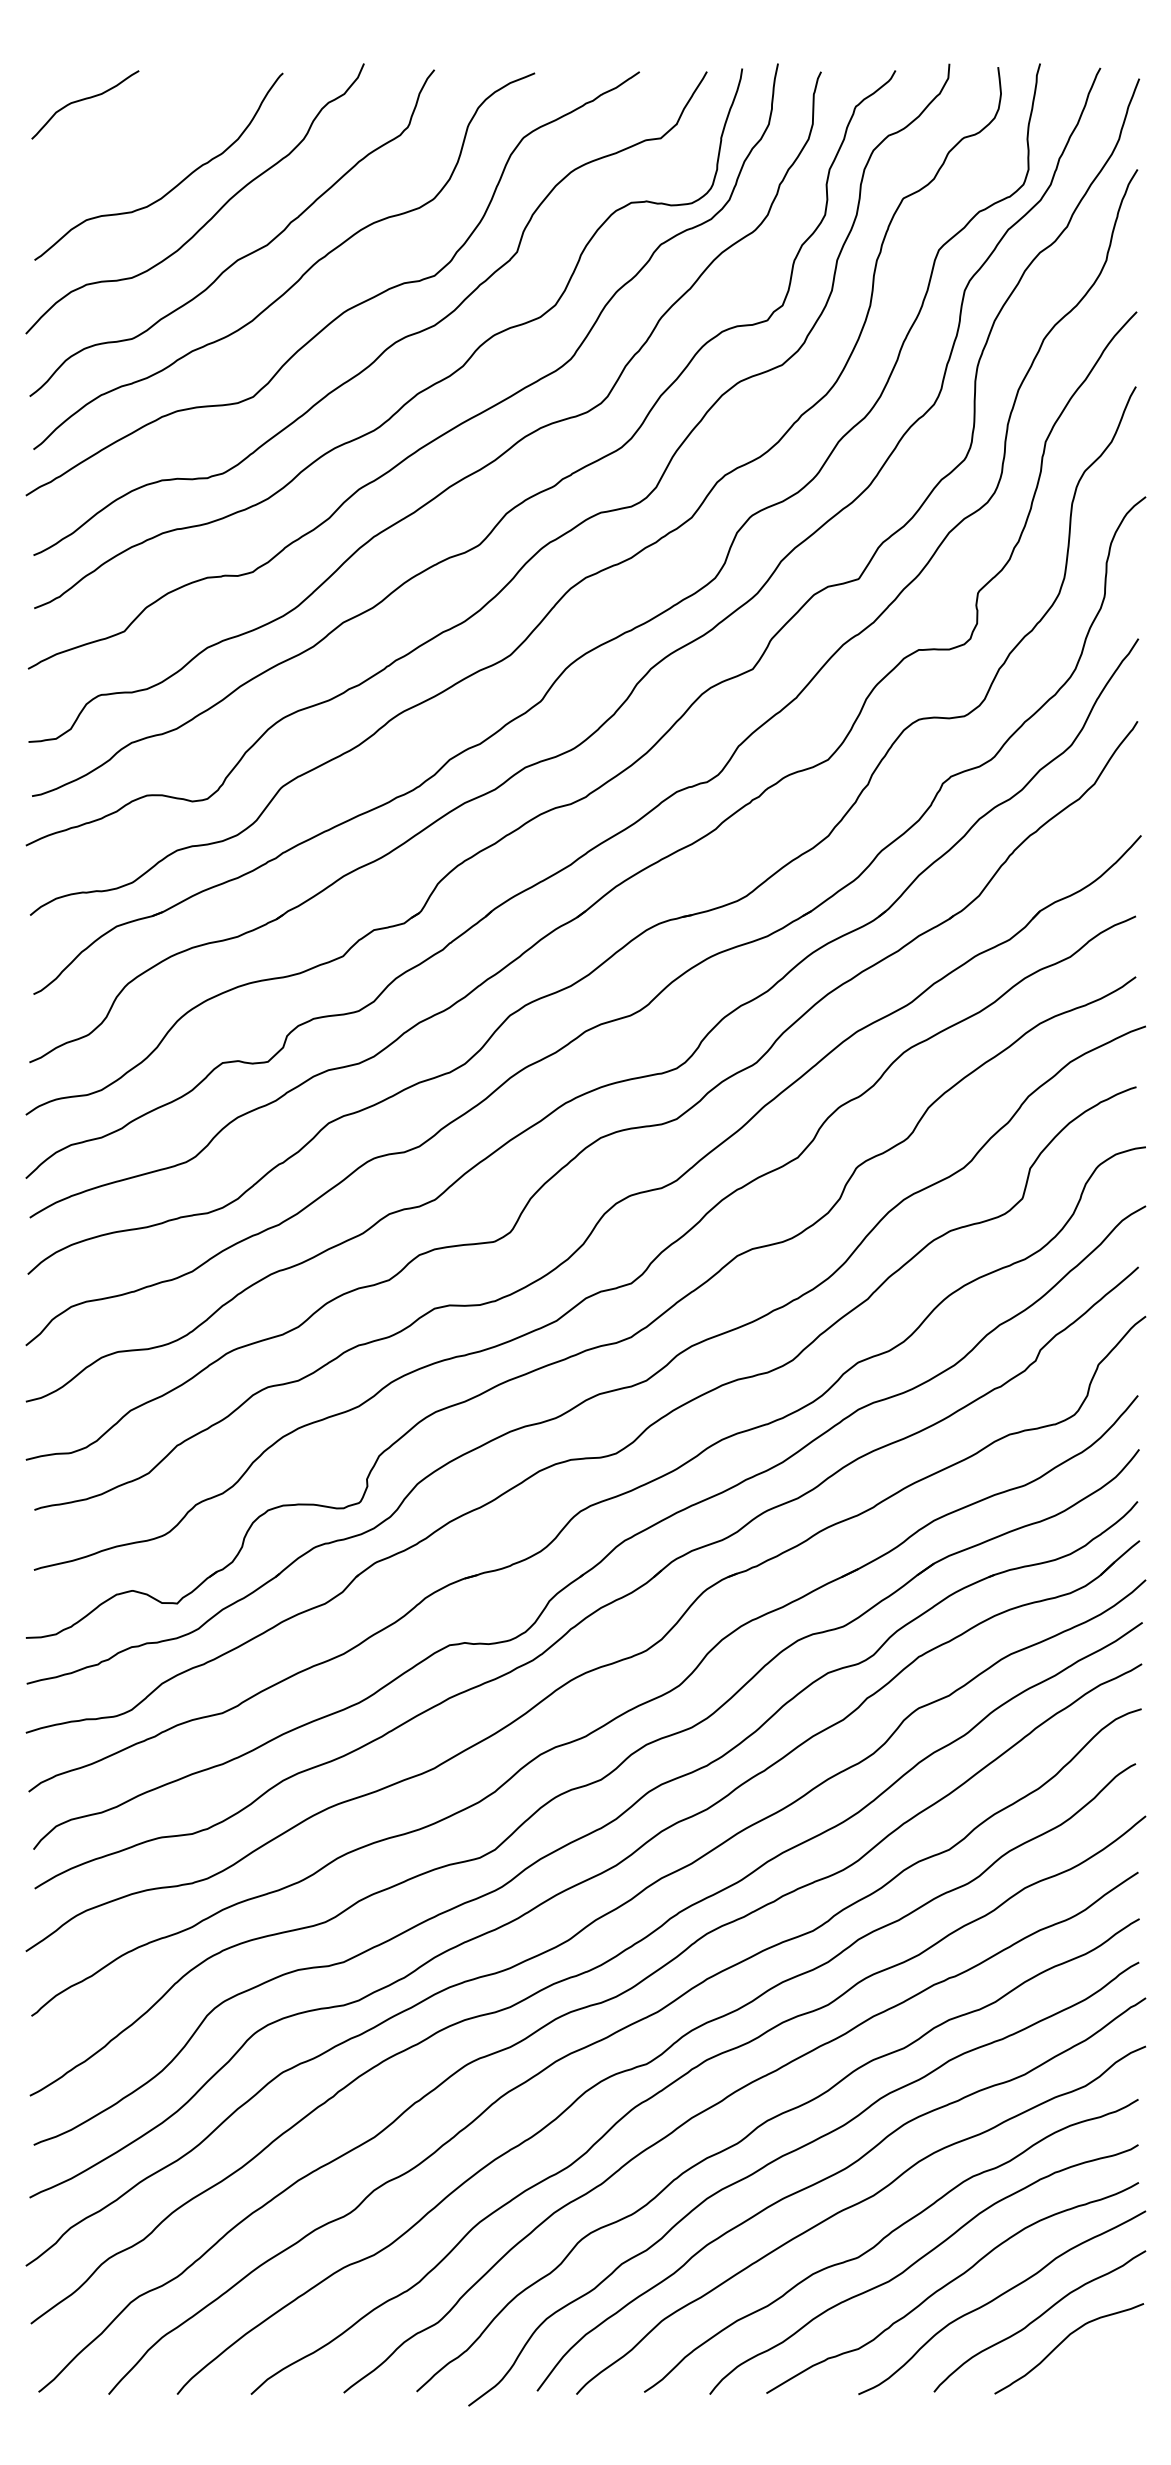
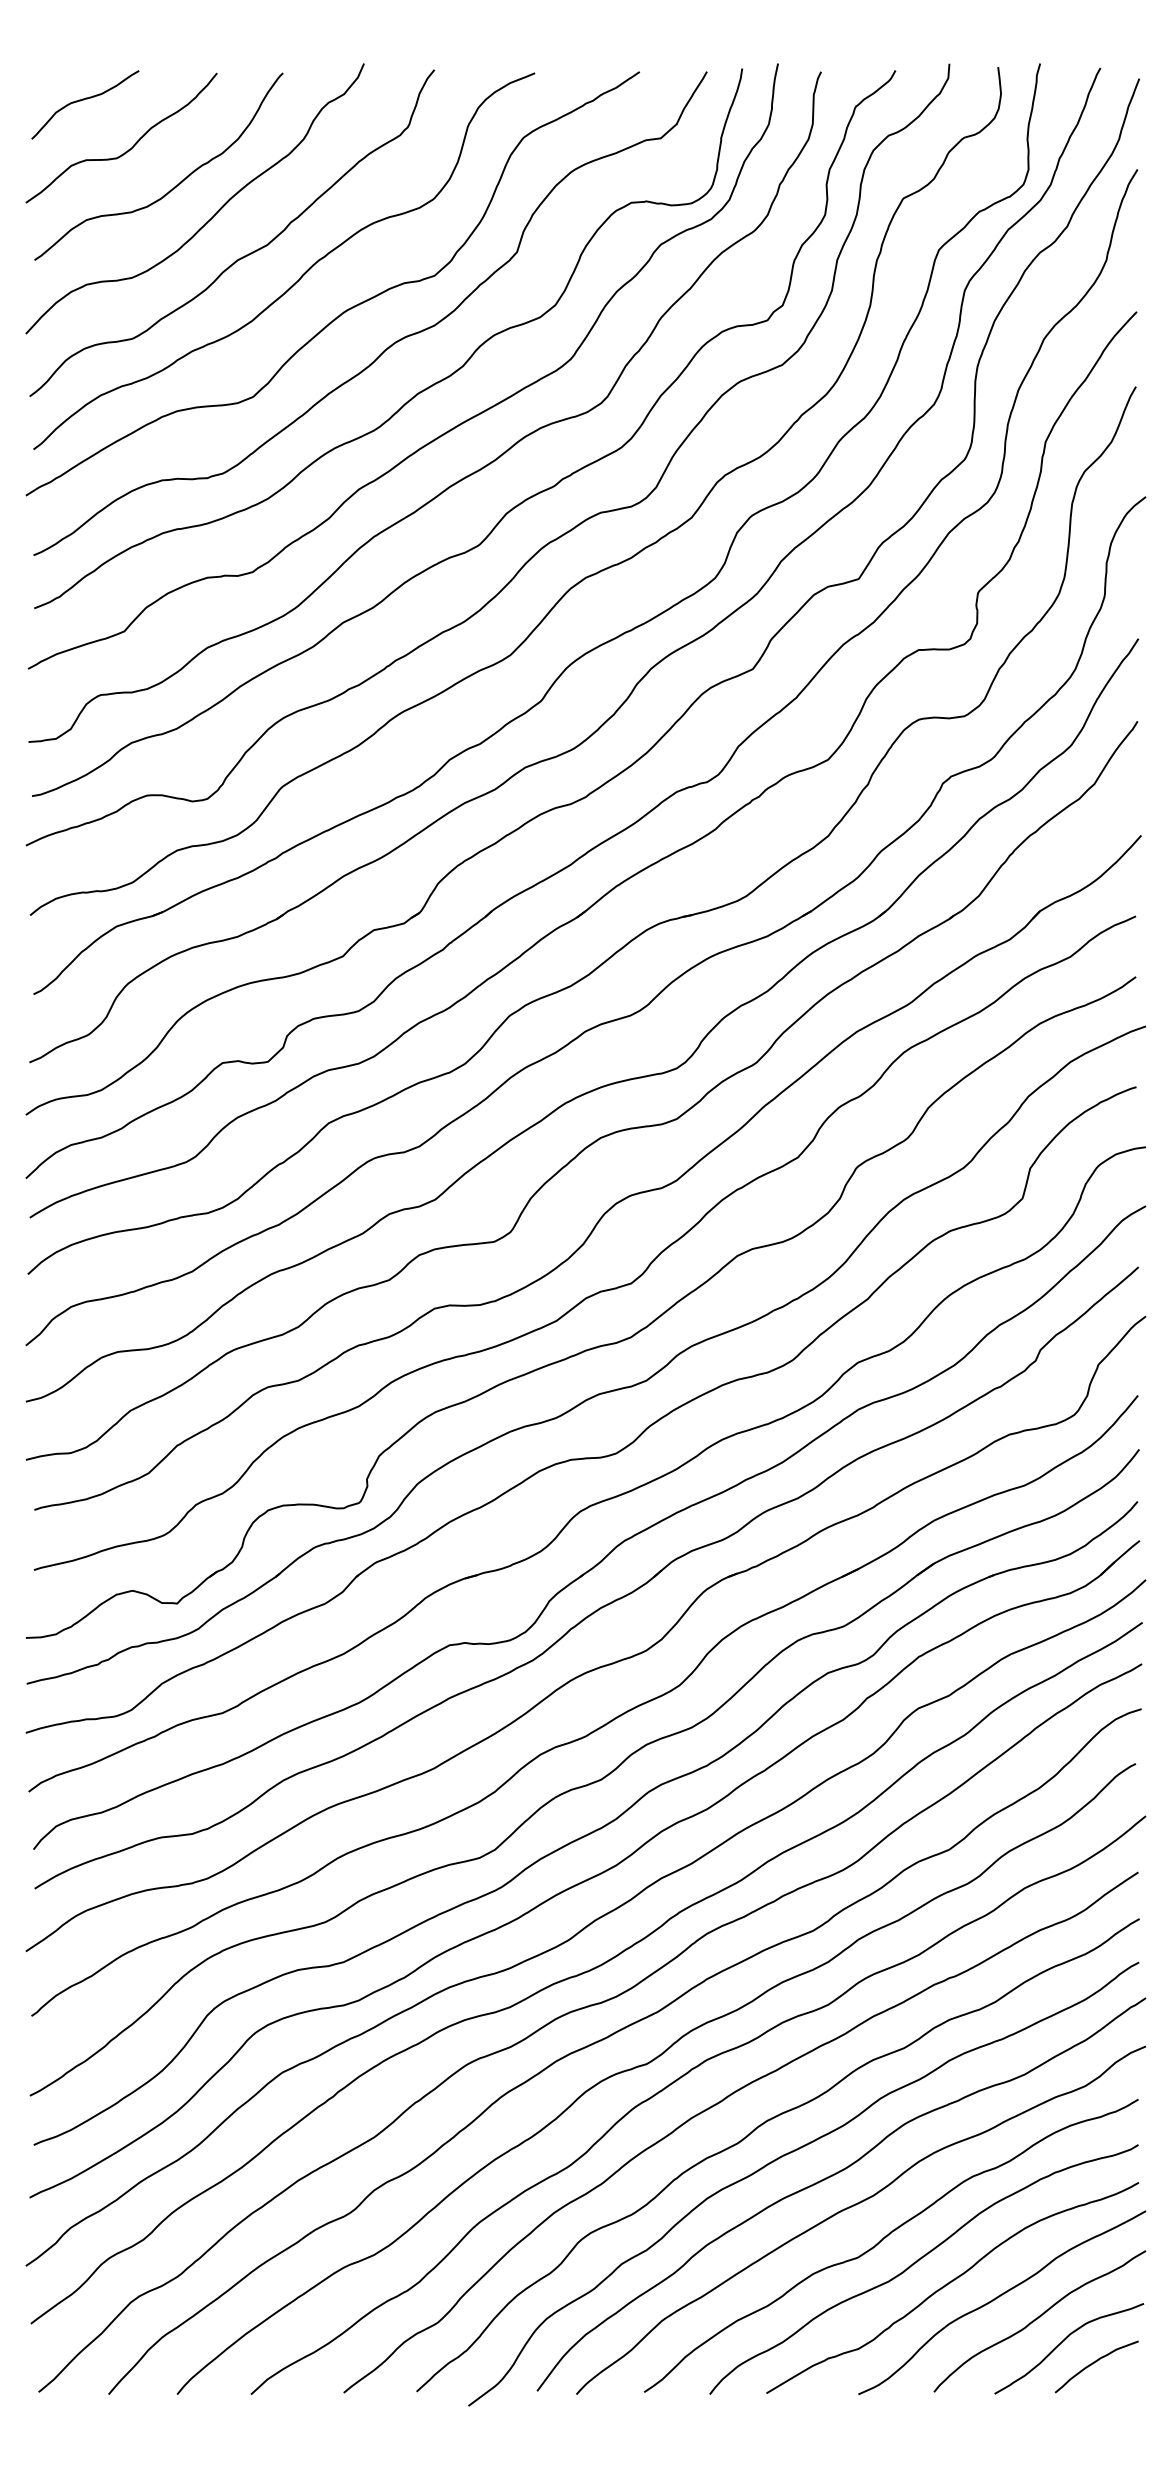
curve: none -> present (129, 148)
curve: none -> present (1094, 2363)
